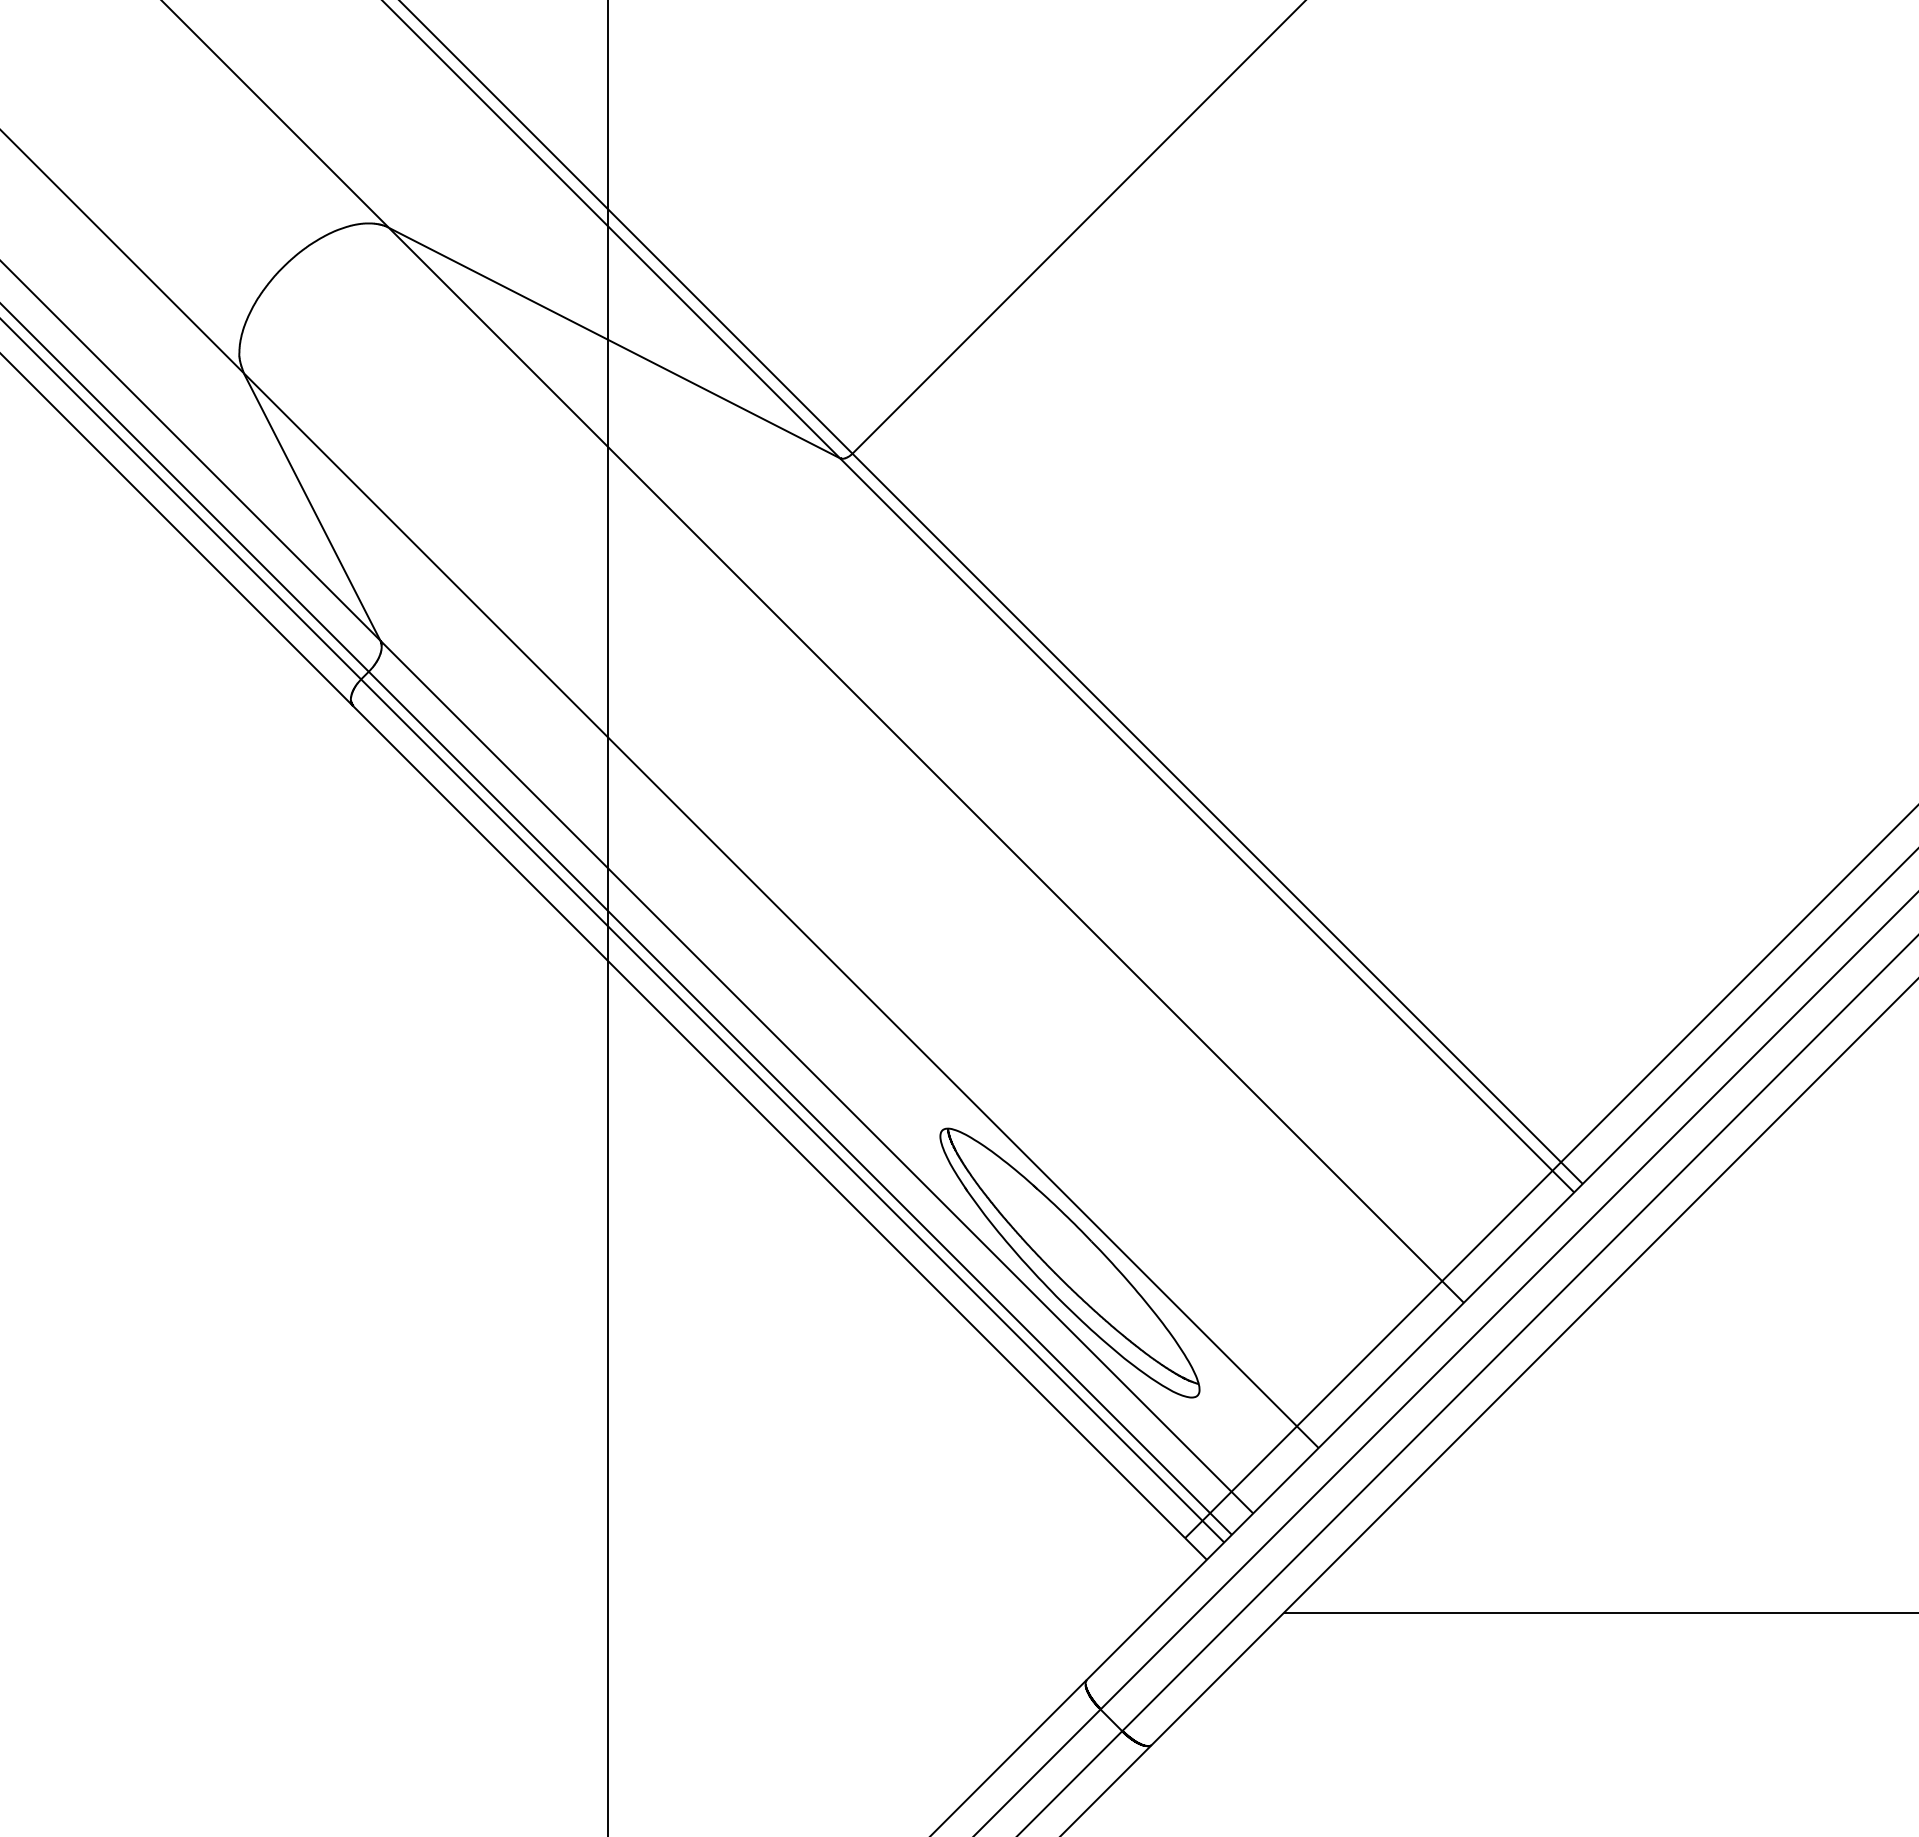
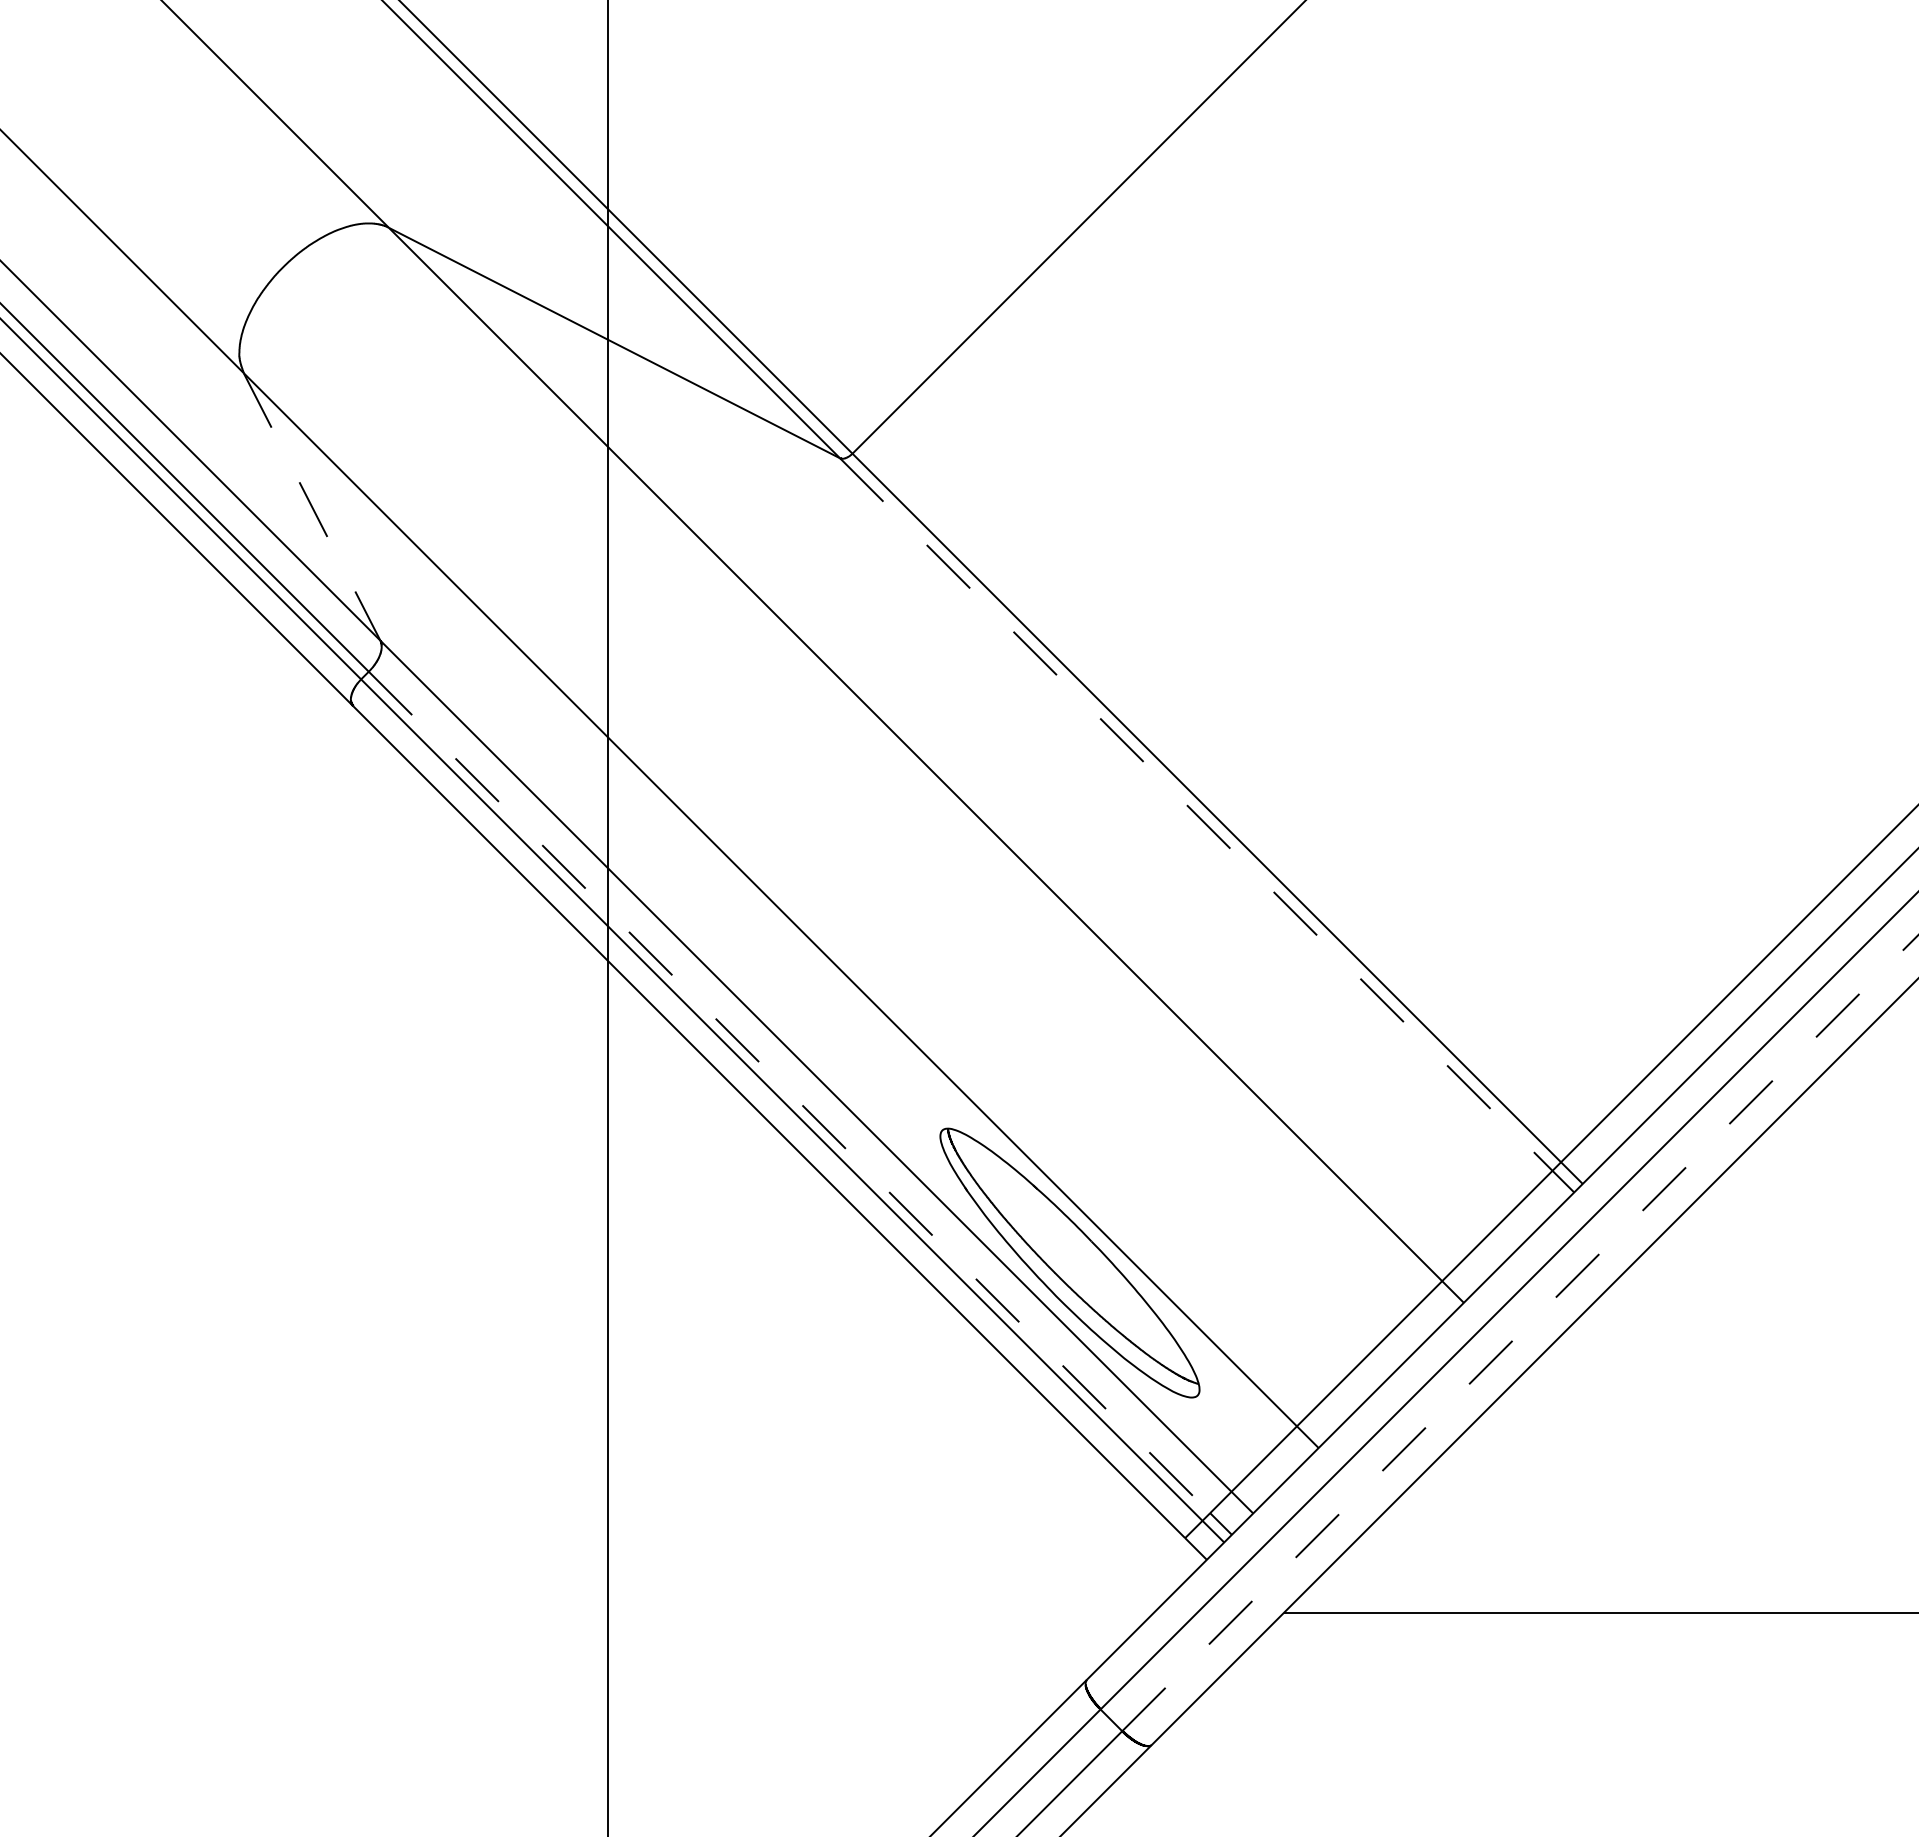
line: solid -> dashed (312, 507)
line: solid -> dashed (1196, 814)
line: solid -> dashed (789, 1092)
line: solid -> dashed (1520, 1333)
